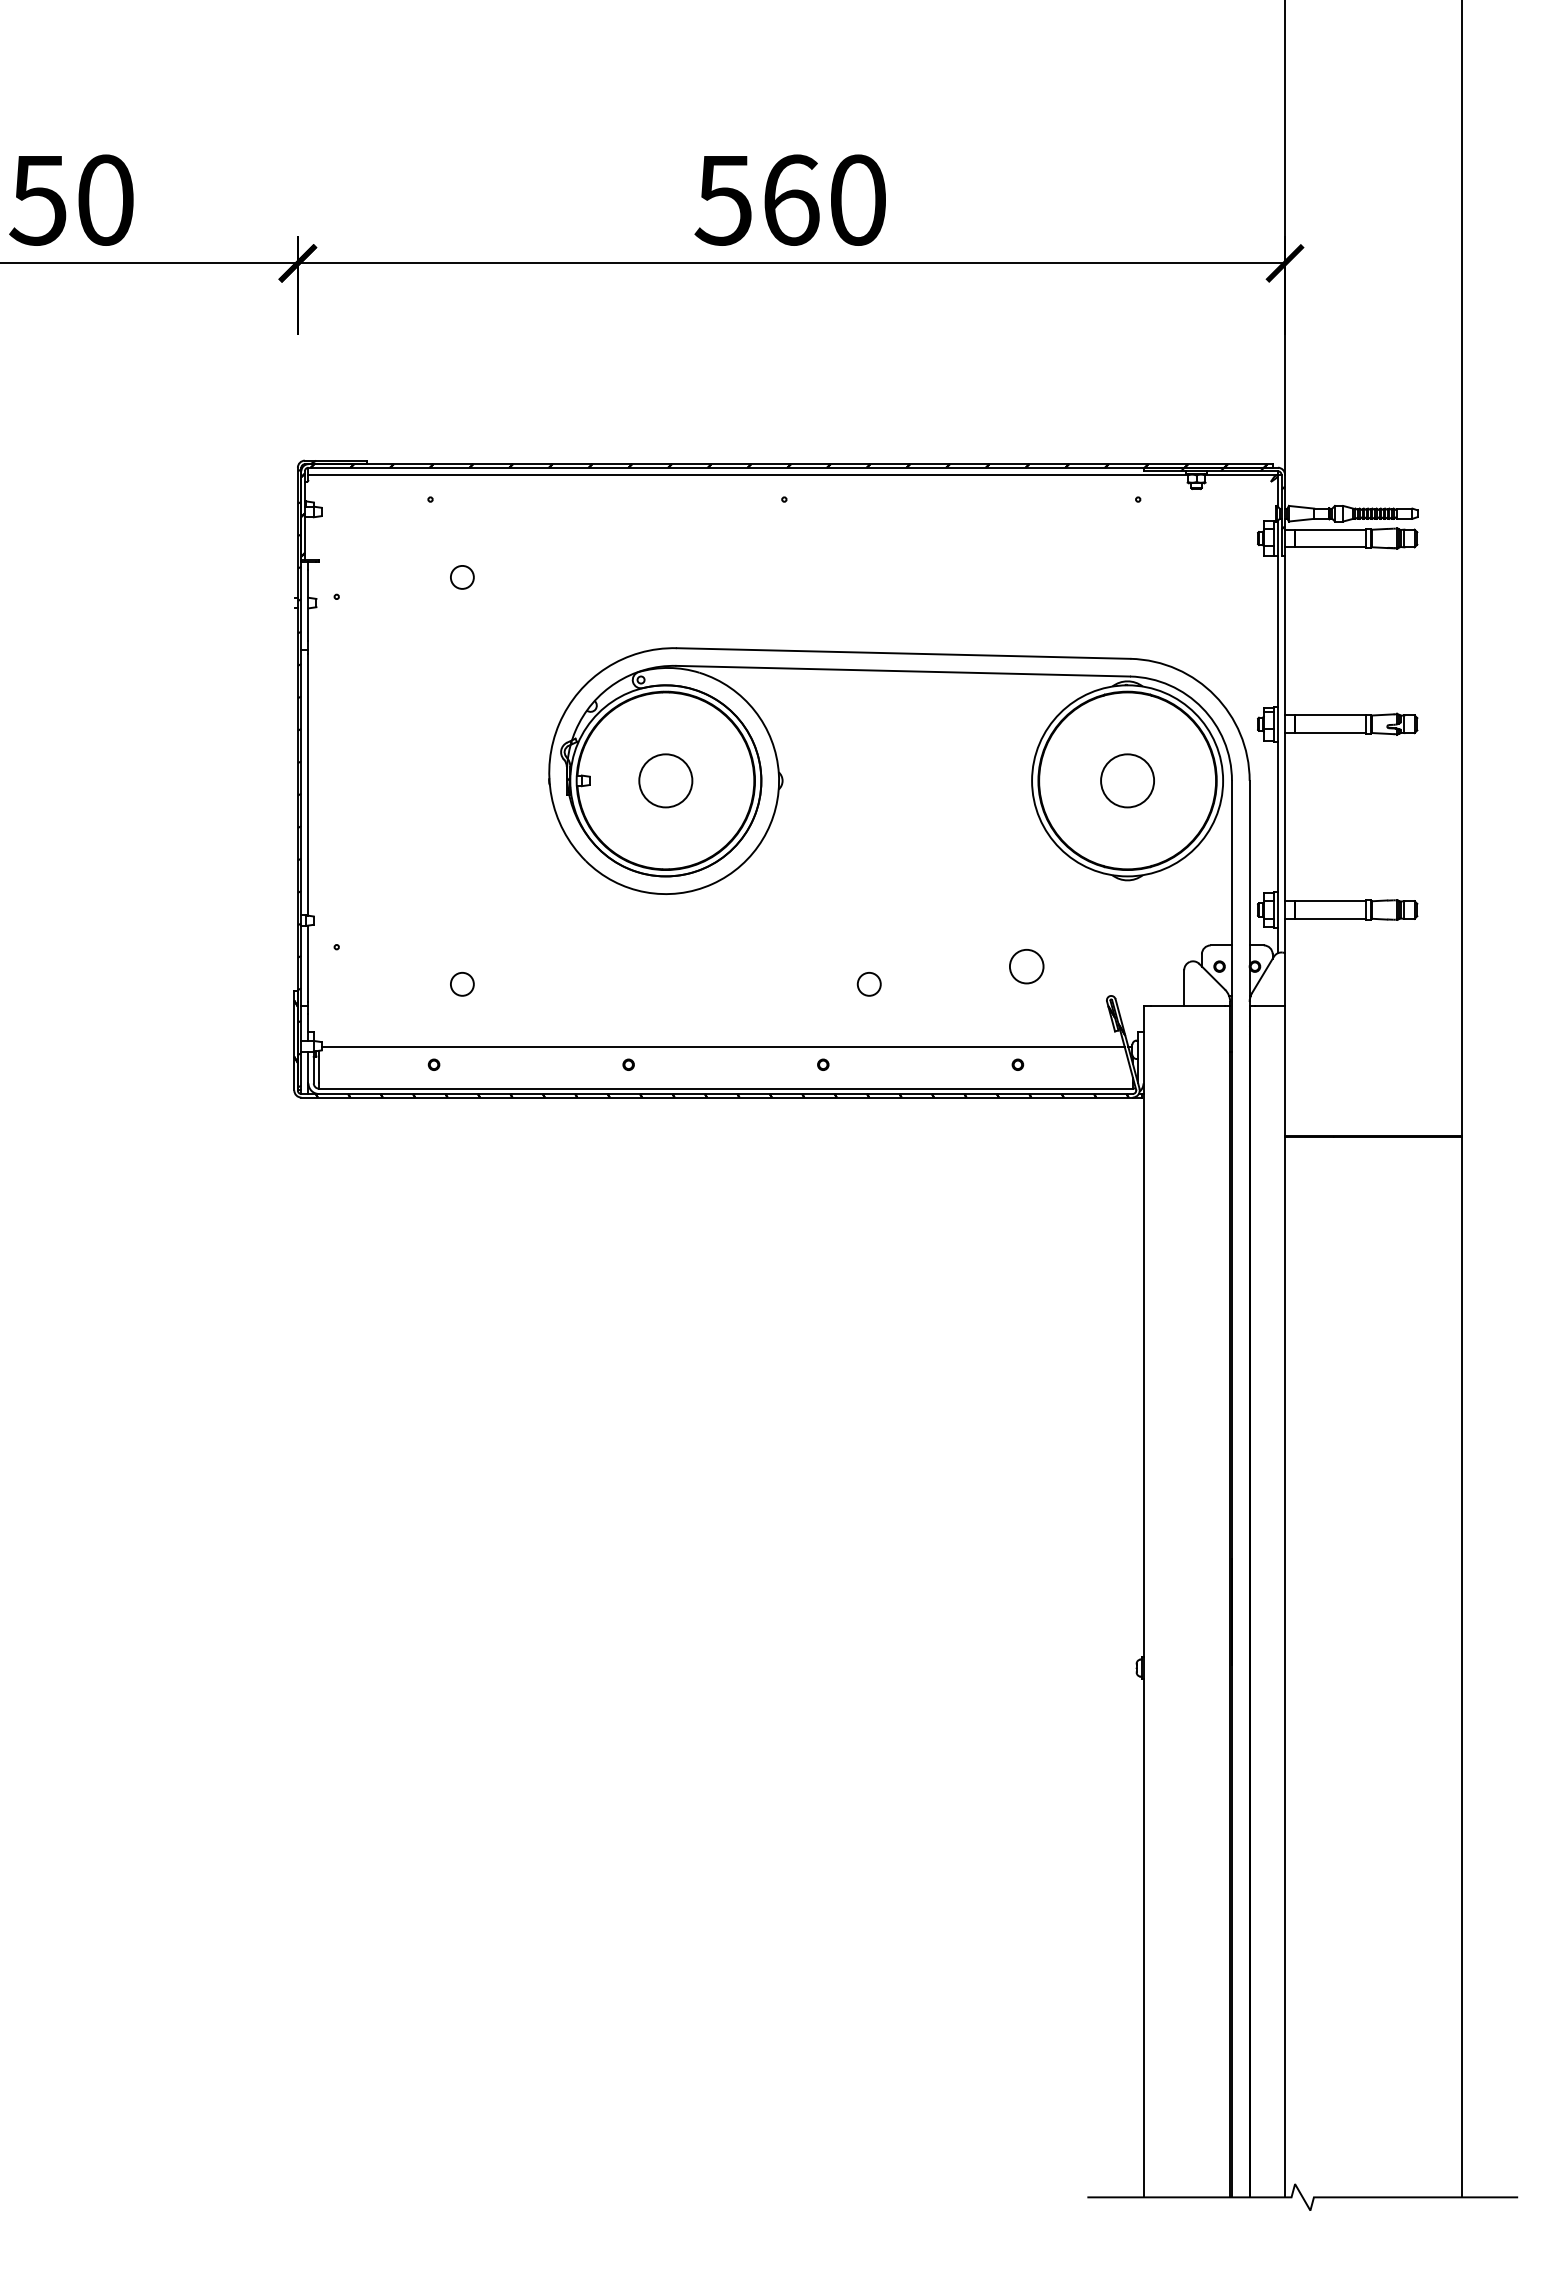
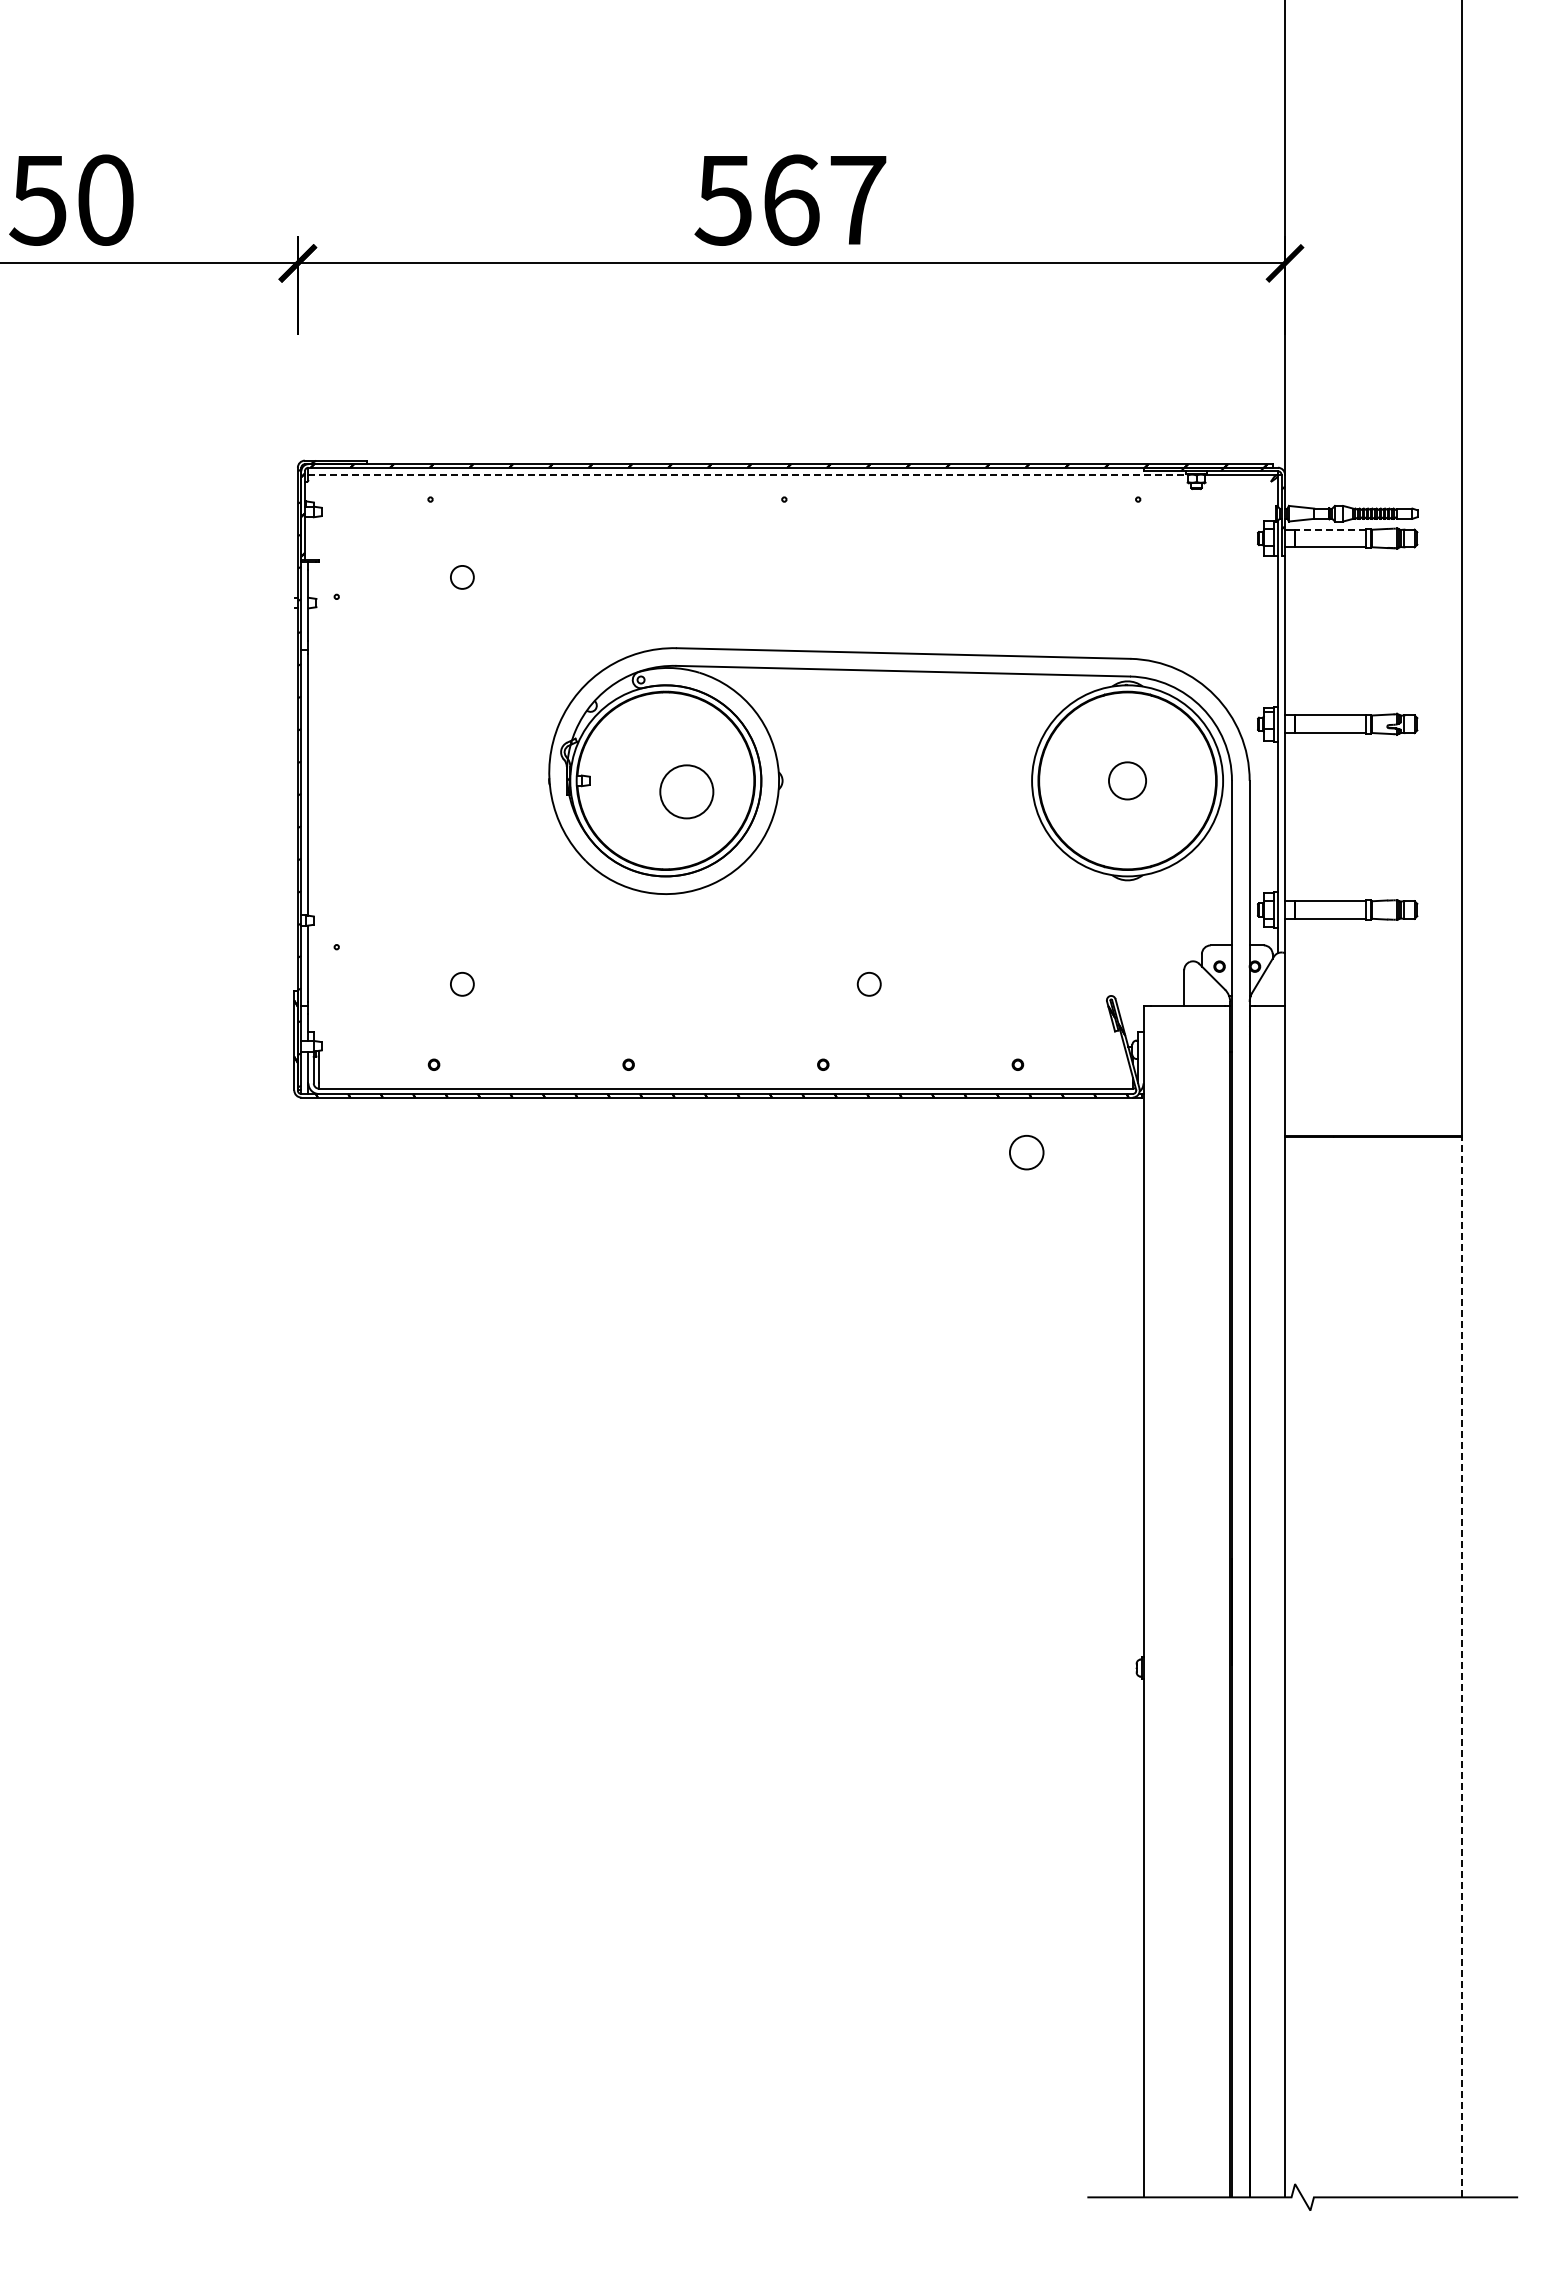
text: 560 -> 567 (858, 199)
line: solid -> dashed (748, 474)
line: solid -> dashed (1330, 529)
circle position: (665, 780) -> (686, 791) (686, 791)
circle size: 55x56 px -> 39x40 px (1127, 780)
circle position: (1026, 966) -> (1026, 1152) (1026, 1152)
line: present -> none (722, 1047)
line: solid -> dashed (1461, 1667)
